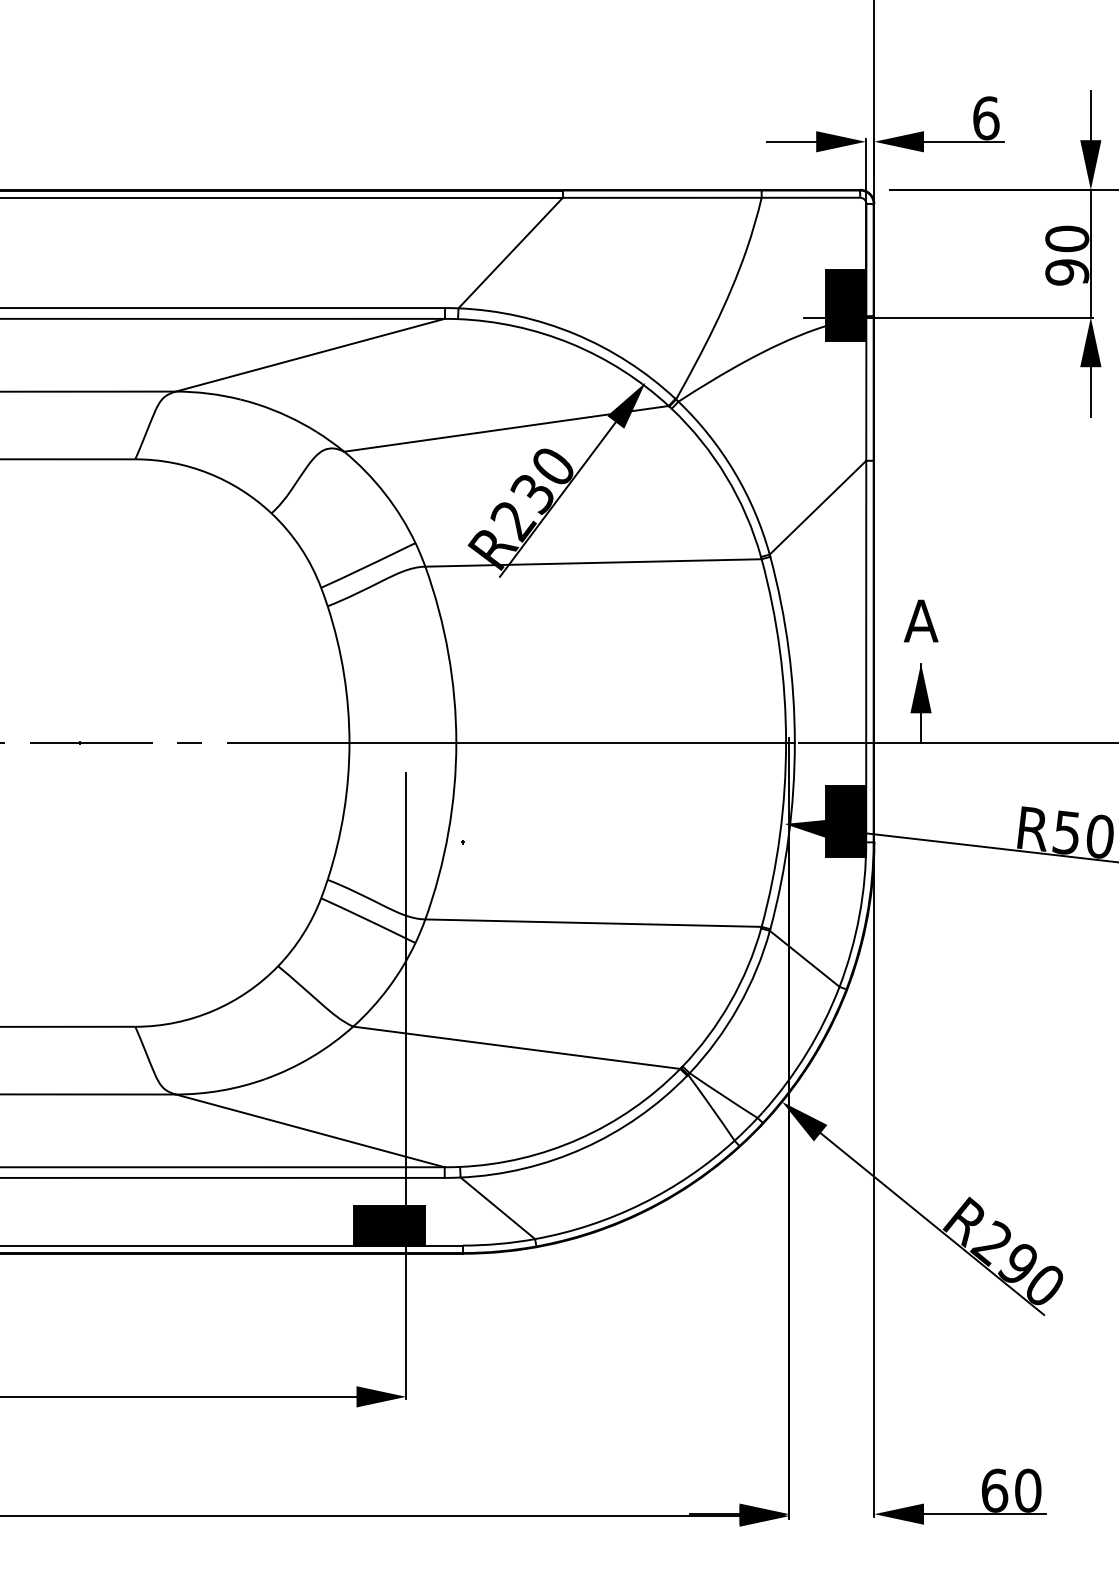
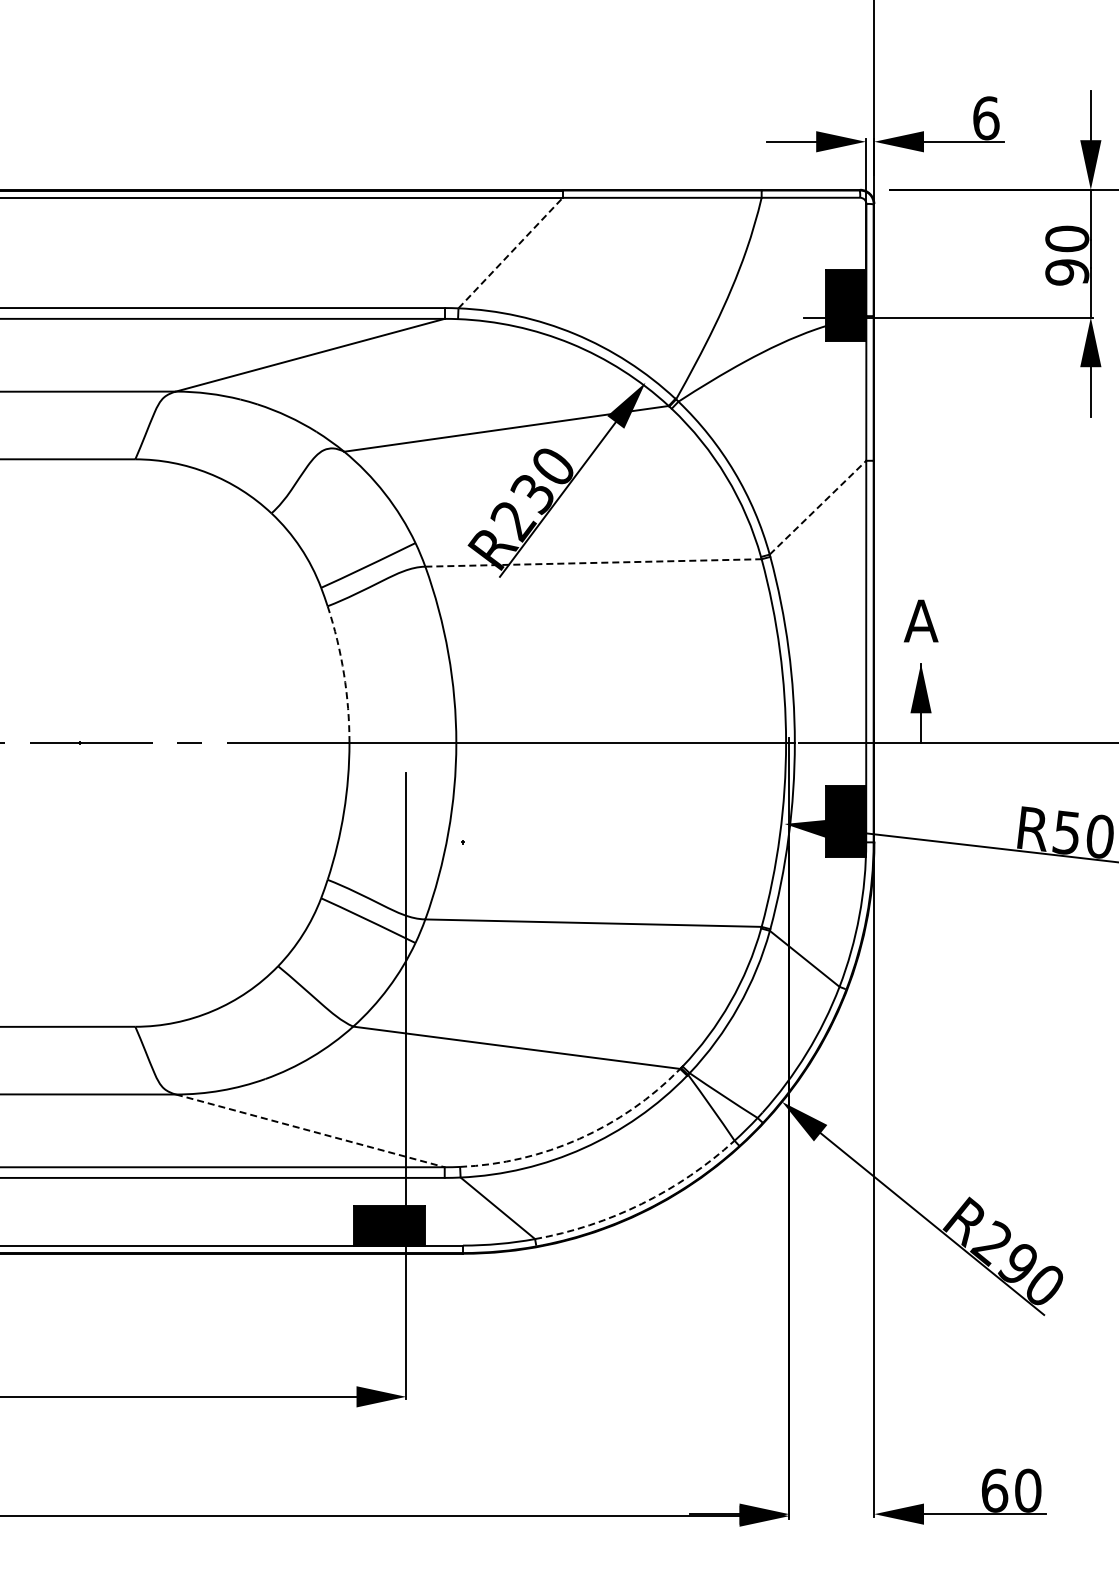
line: solid -> dashed (510, 253)
line: solid -> dashed (818, 507)
line: solid -> dashed (594, 562)
arc: solid -> dashed (344, 673)
line: solid -> dashed (310, 1131)
arc: solid -> dashed (579, 1138)
arc: solid -> dashed (641, 1203)
